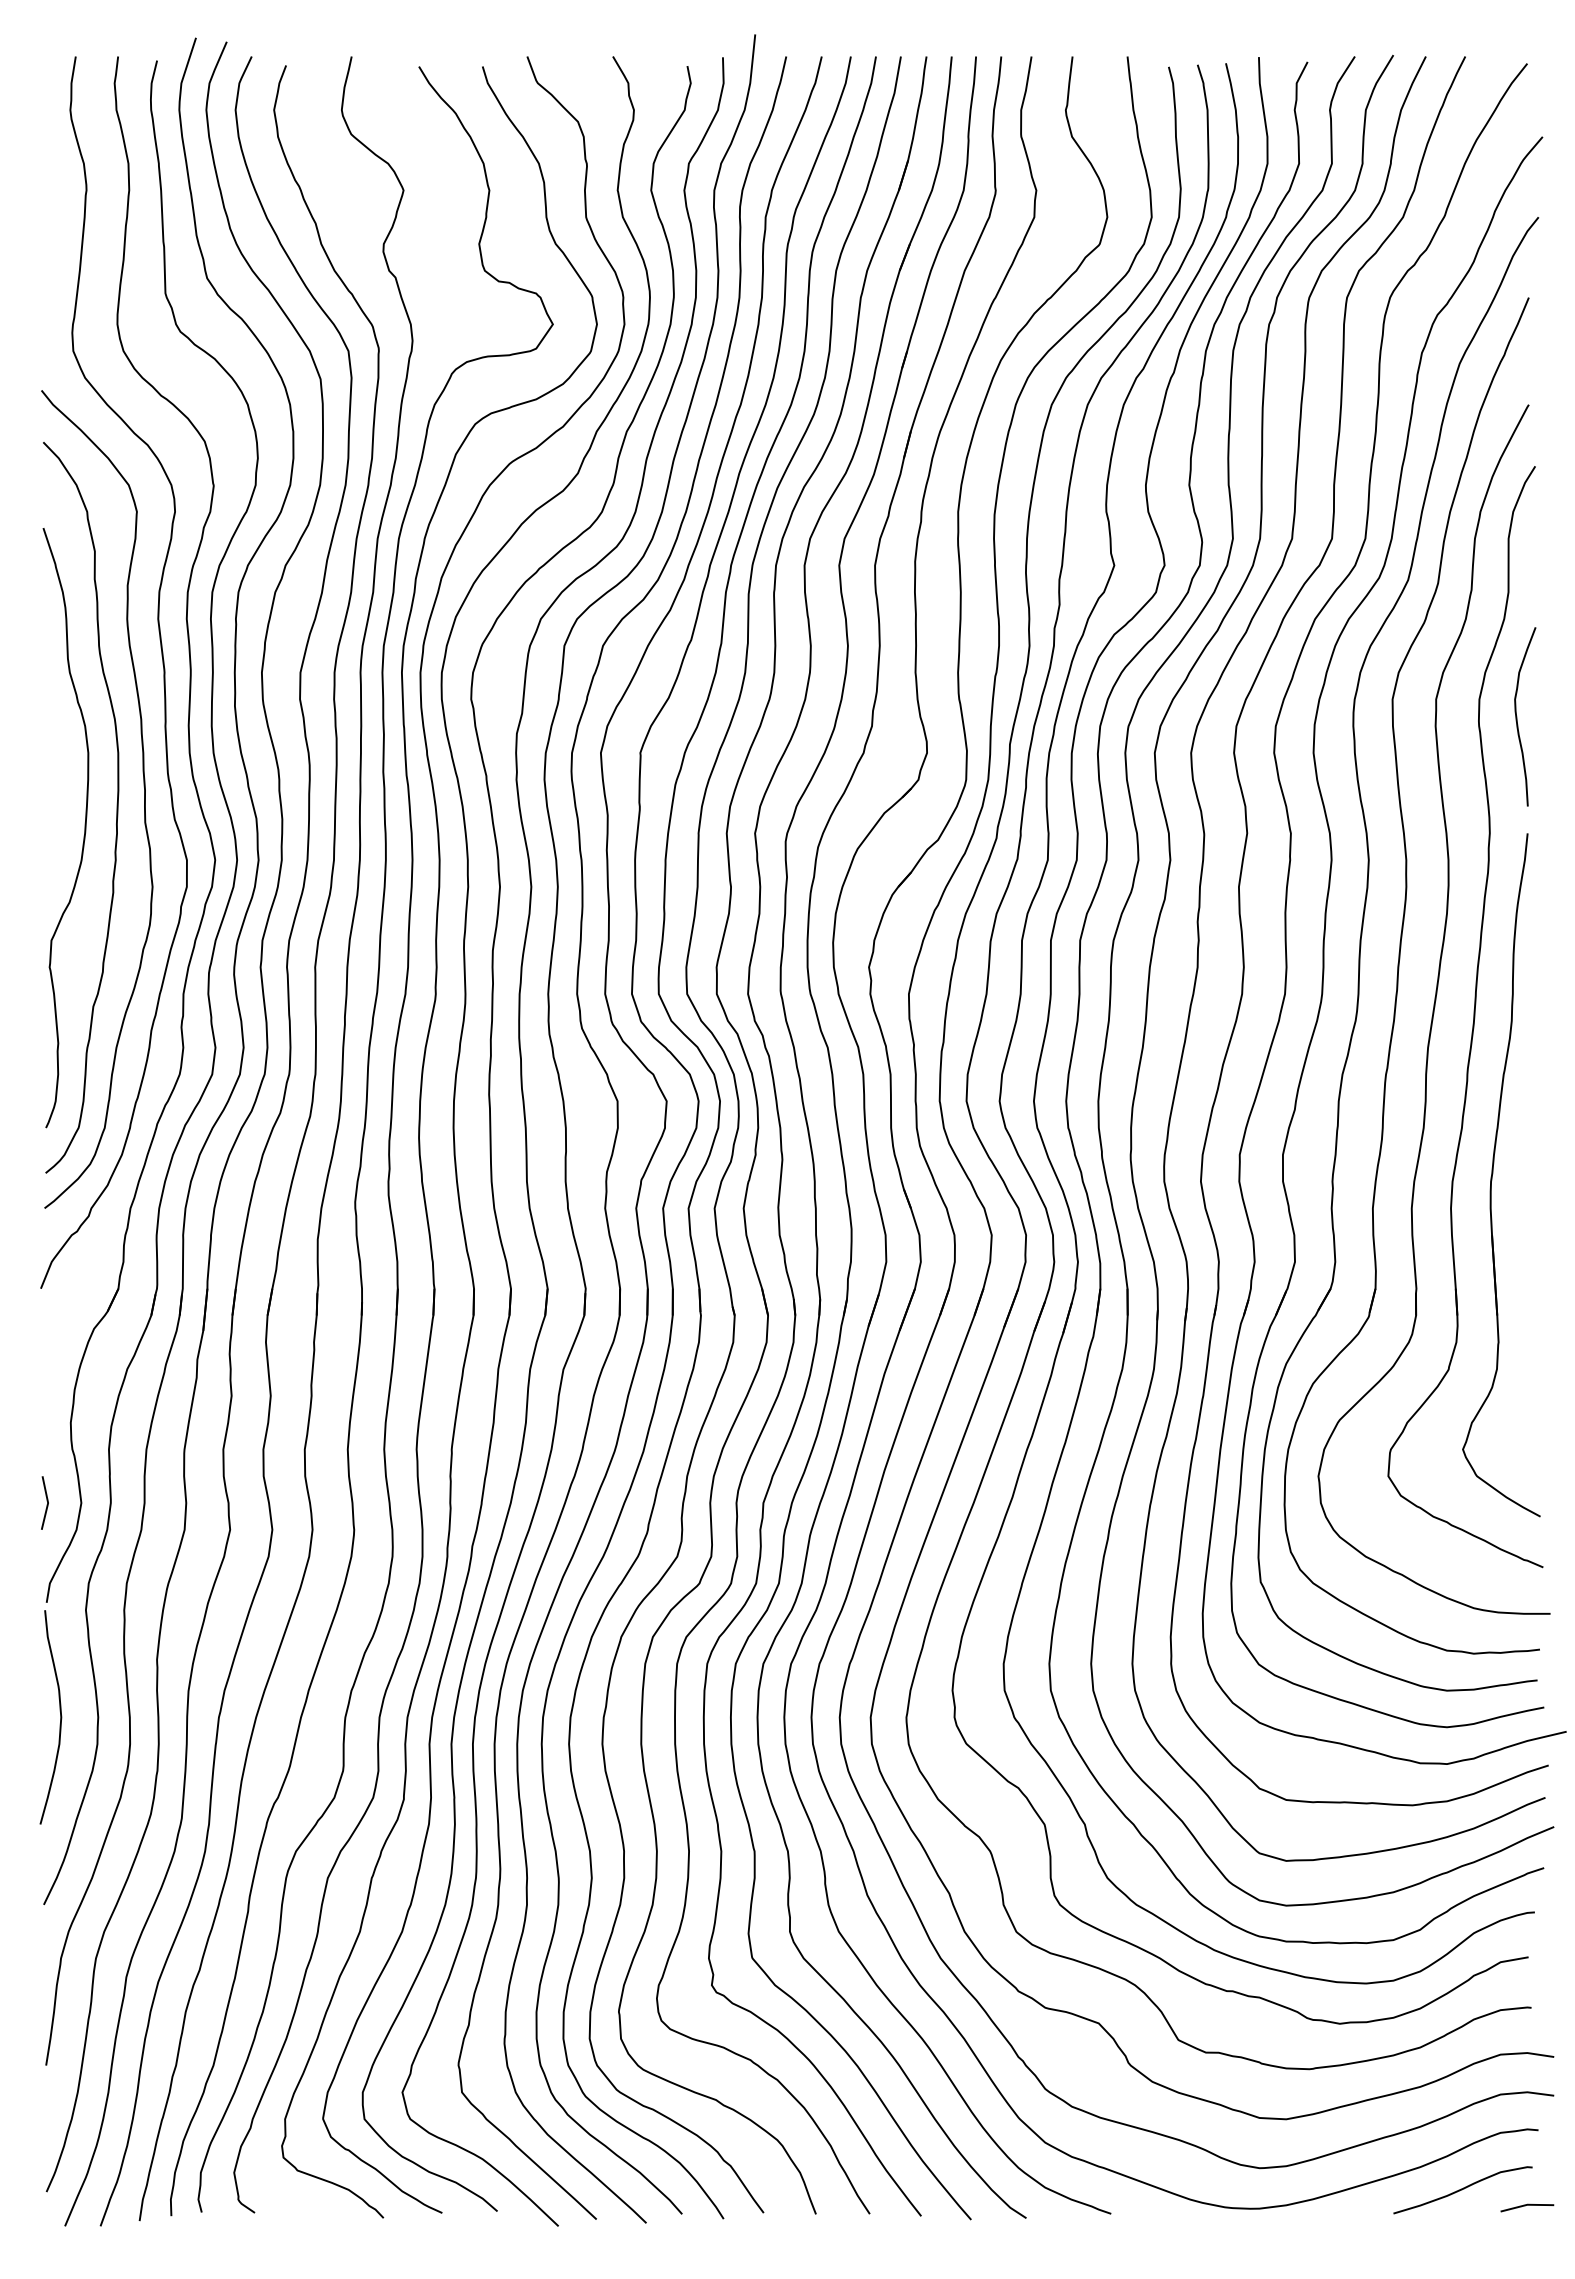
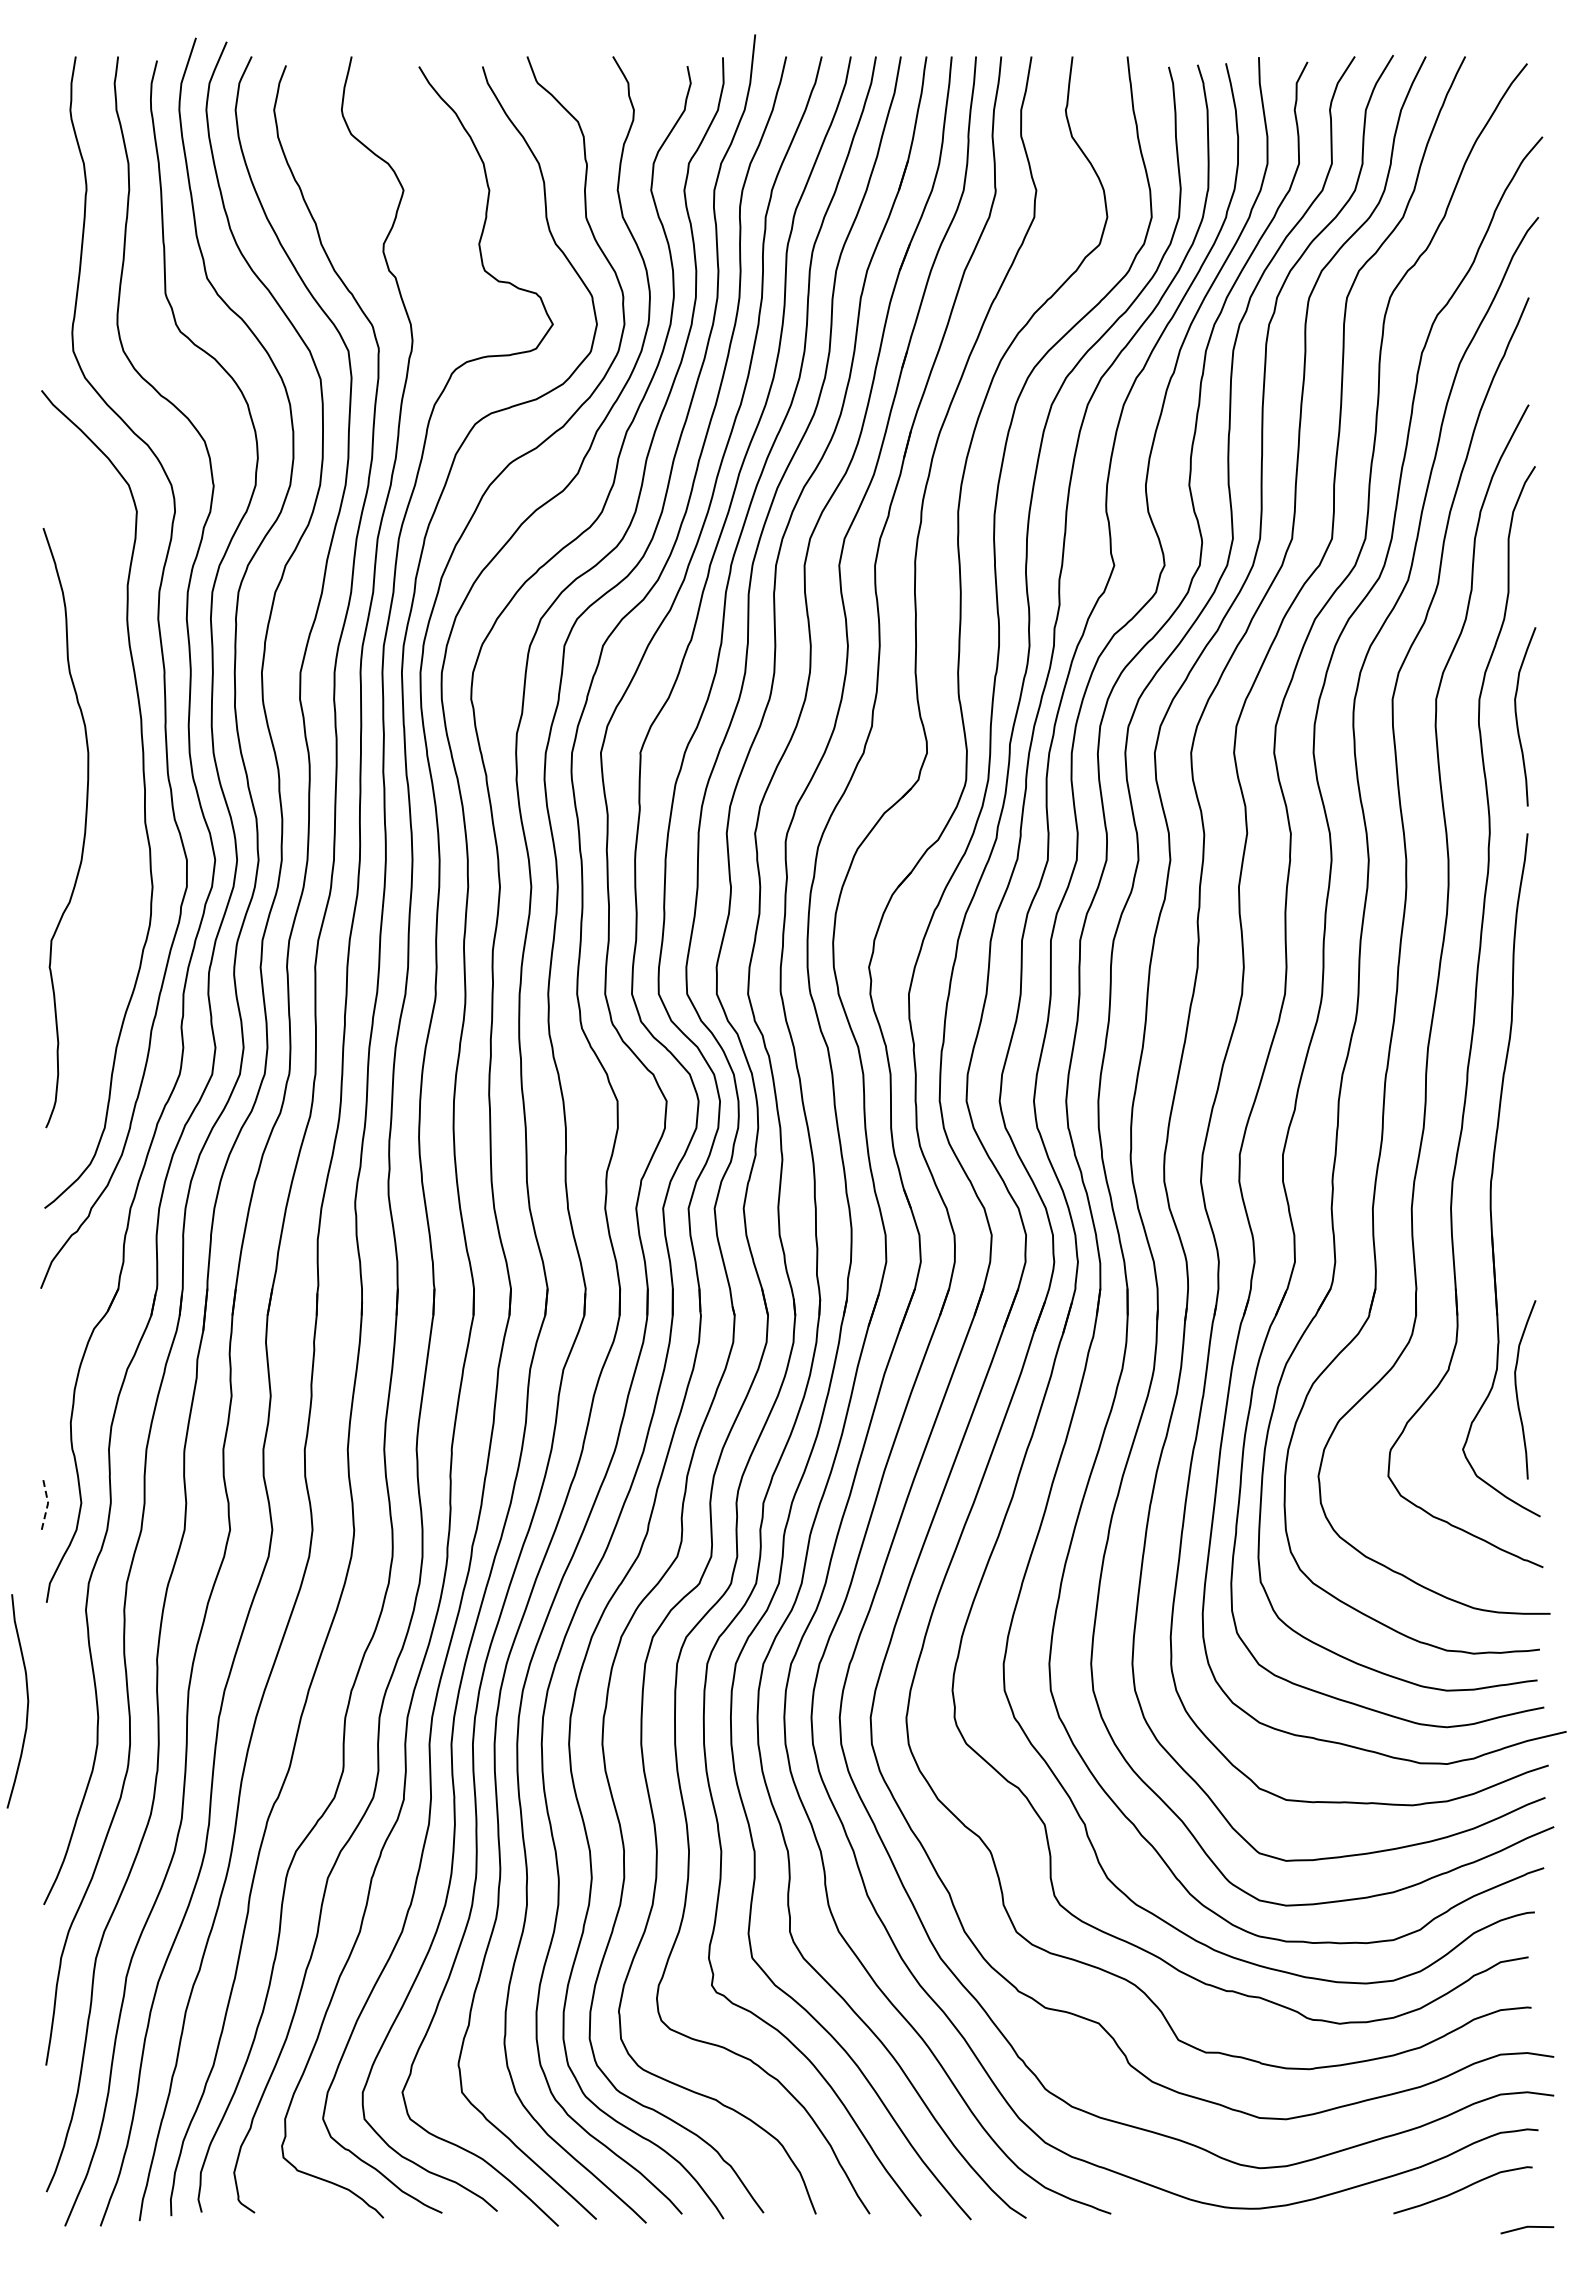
curve: present -> none (116, 807)
curve: none -> present (1517, 1389)
line: solid -> dashed (48, 1503)
curve position: (60, 1717) -> (27, 1701) (27, 1701)
line position: (1527, 2205) -> (1527, 2227) (1527, 2227)
